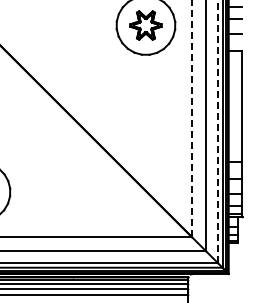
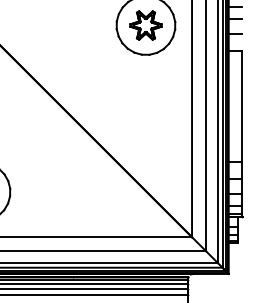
line: dashed -> solid (192, 118)
line: dashed -> solid (217, 131)
